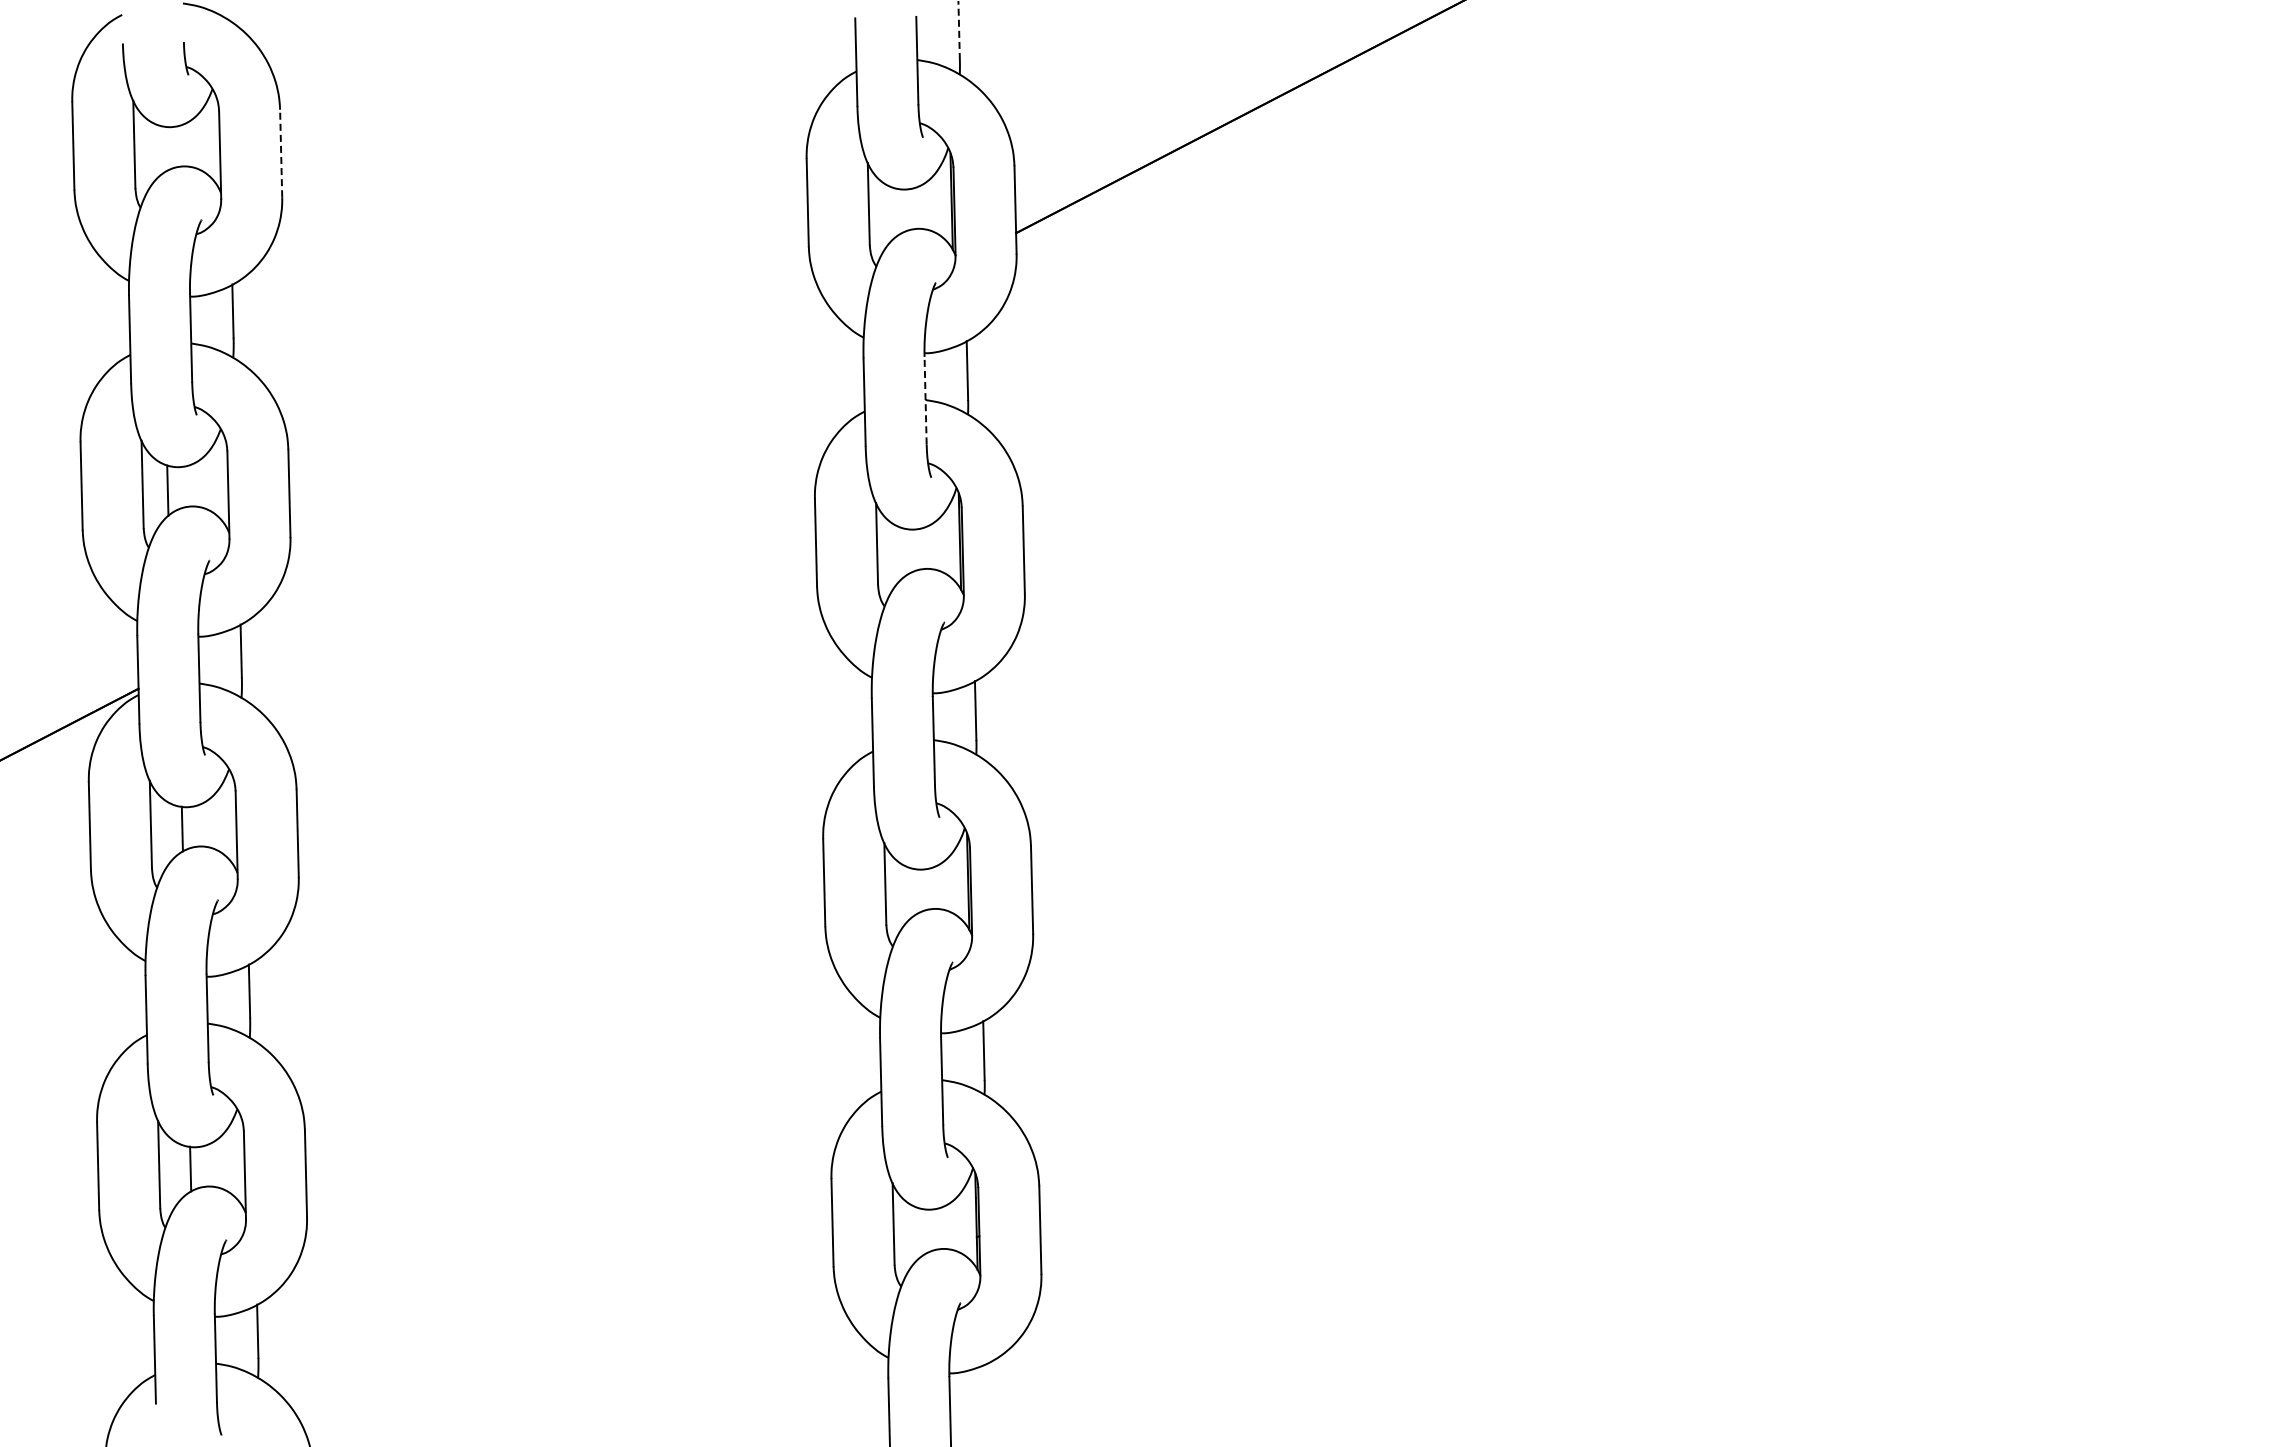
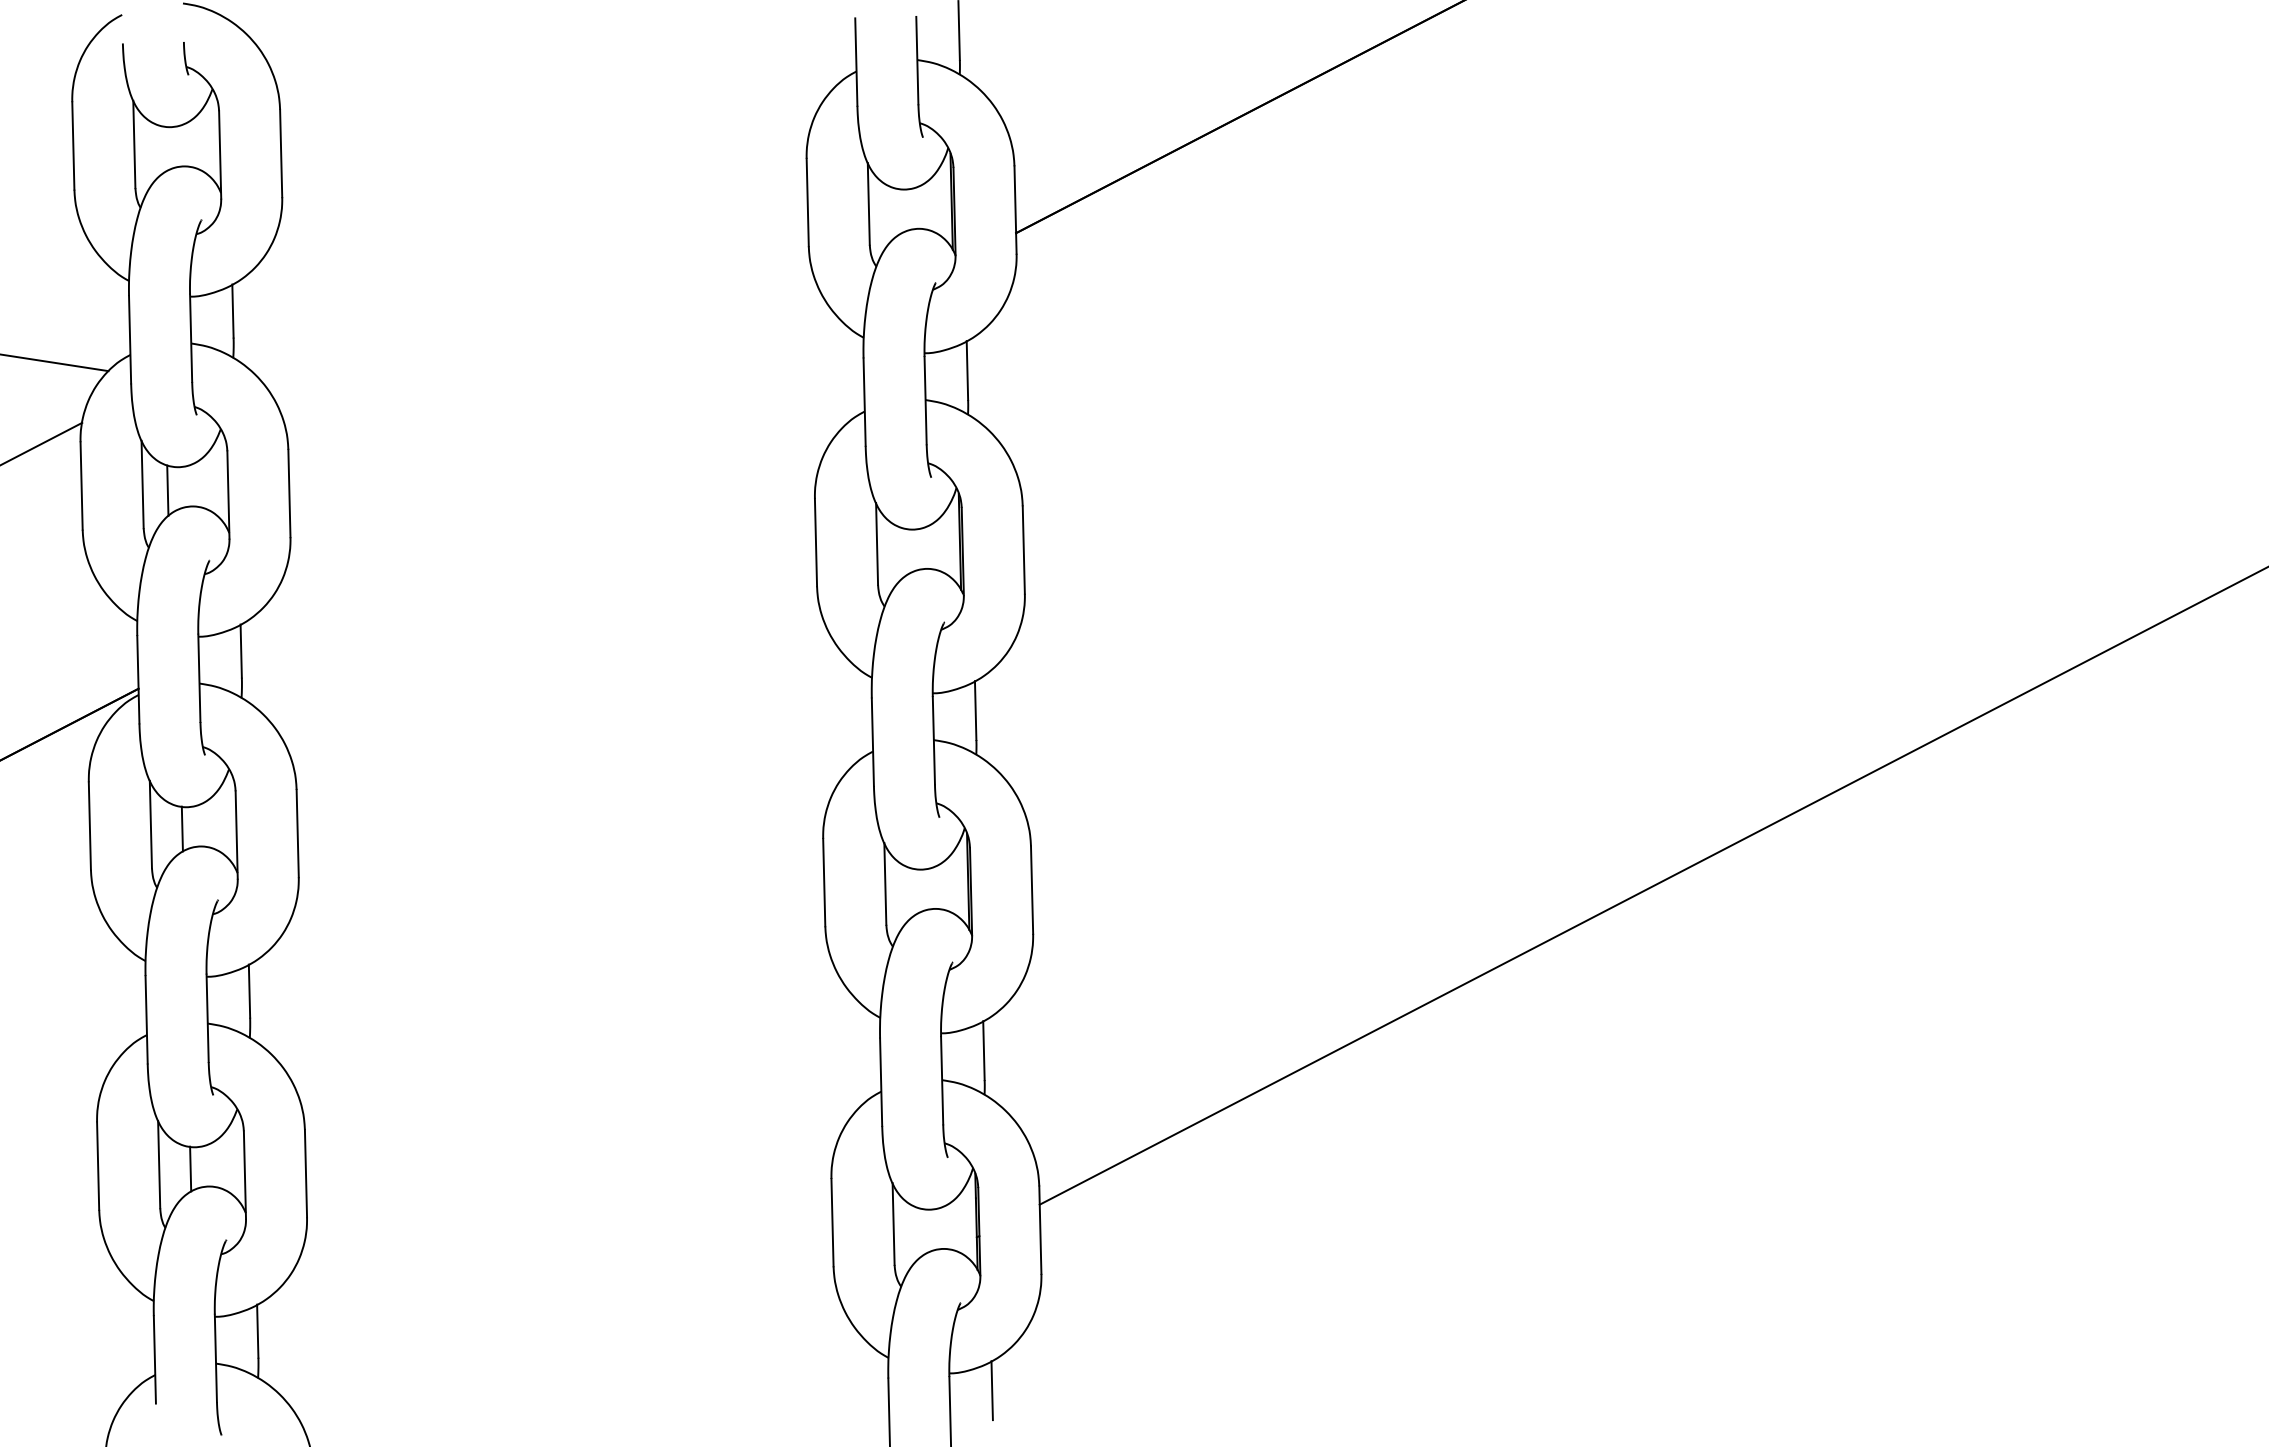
line: dashed -> solid (959, 30)
line: dashed -> solid (281, 153)
line: none -> present (55, 362)
line: dashed -> solid (925, 400)
line: none -> present (42, 443)
line: none -> present (1652, 886)
line: none -> present (991, 1390)
